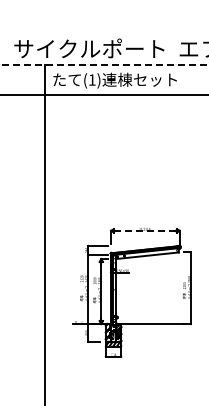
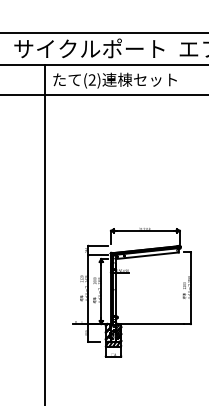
line: none -> present (103, 32)
line: dashed -> solid (104, 65)
text: (1) -> (2) (91, 79)
line: dashed -> solid (145, 230)
